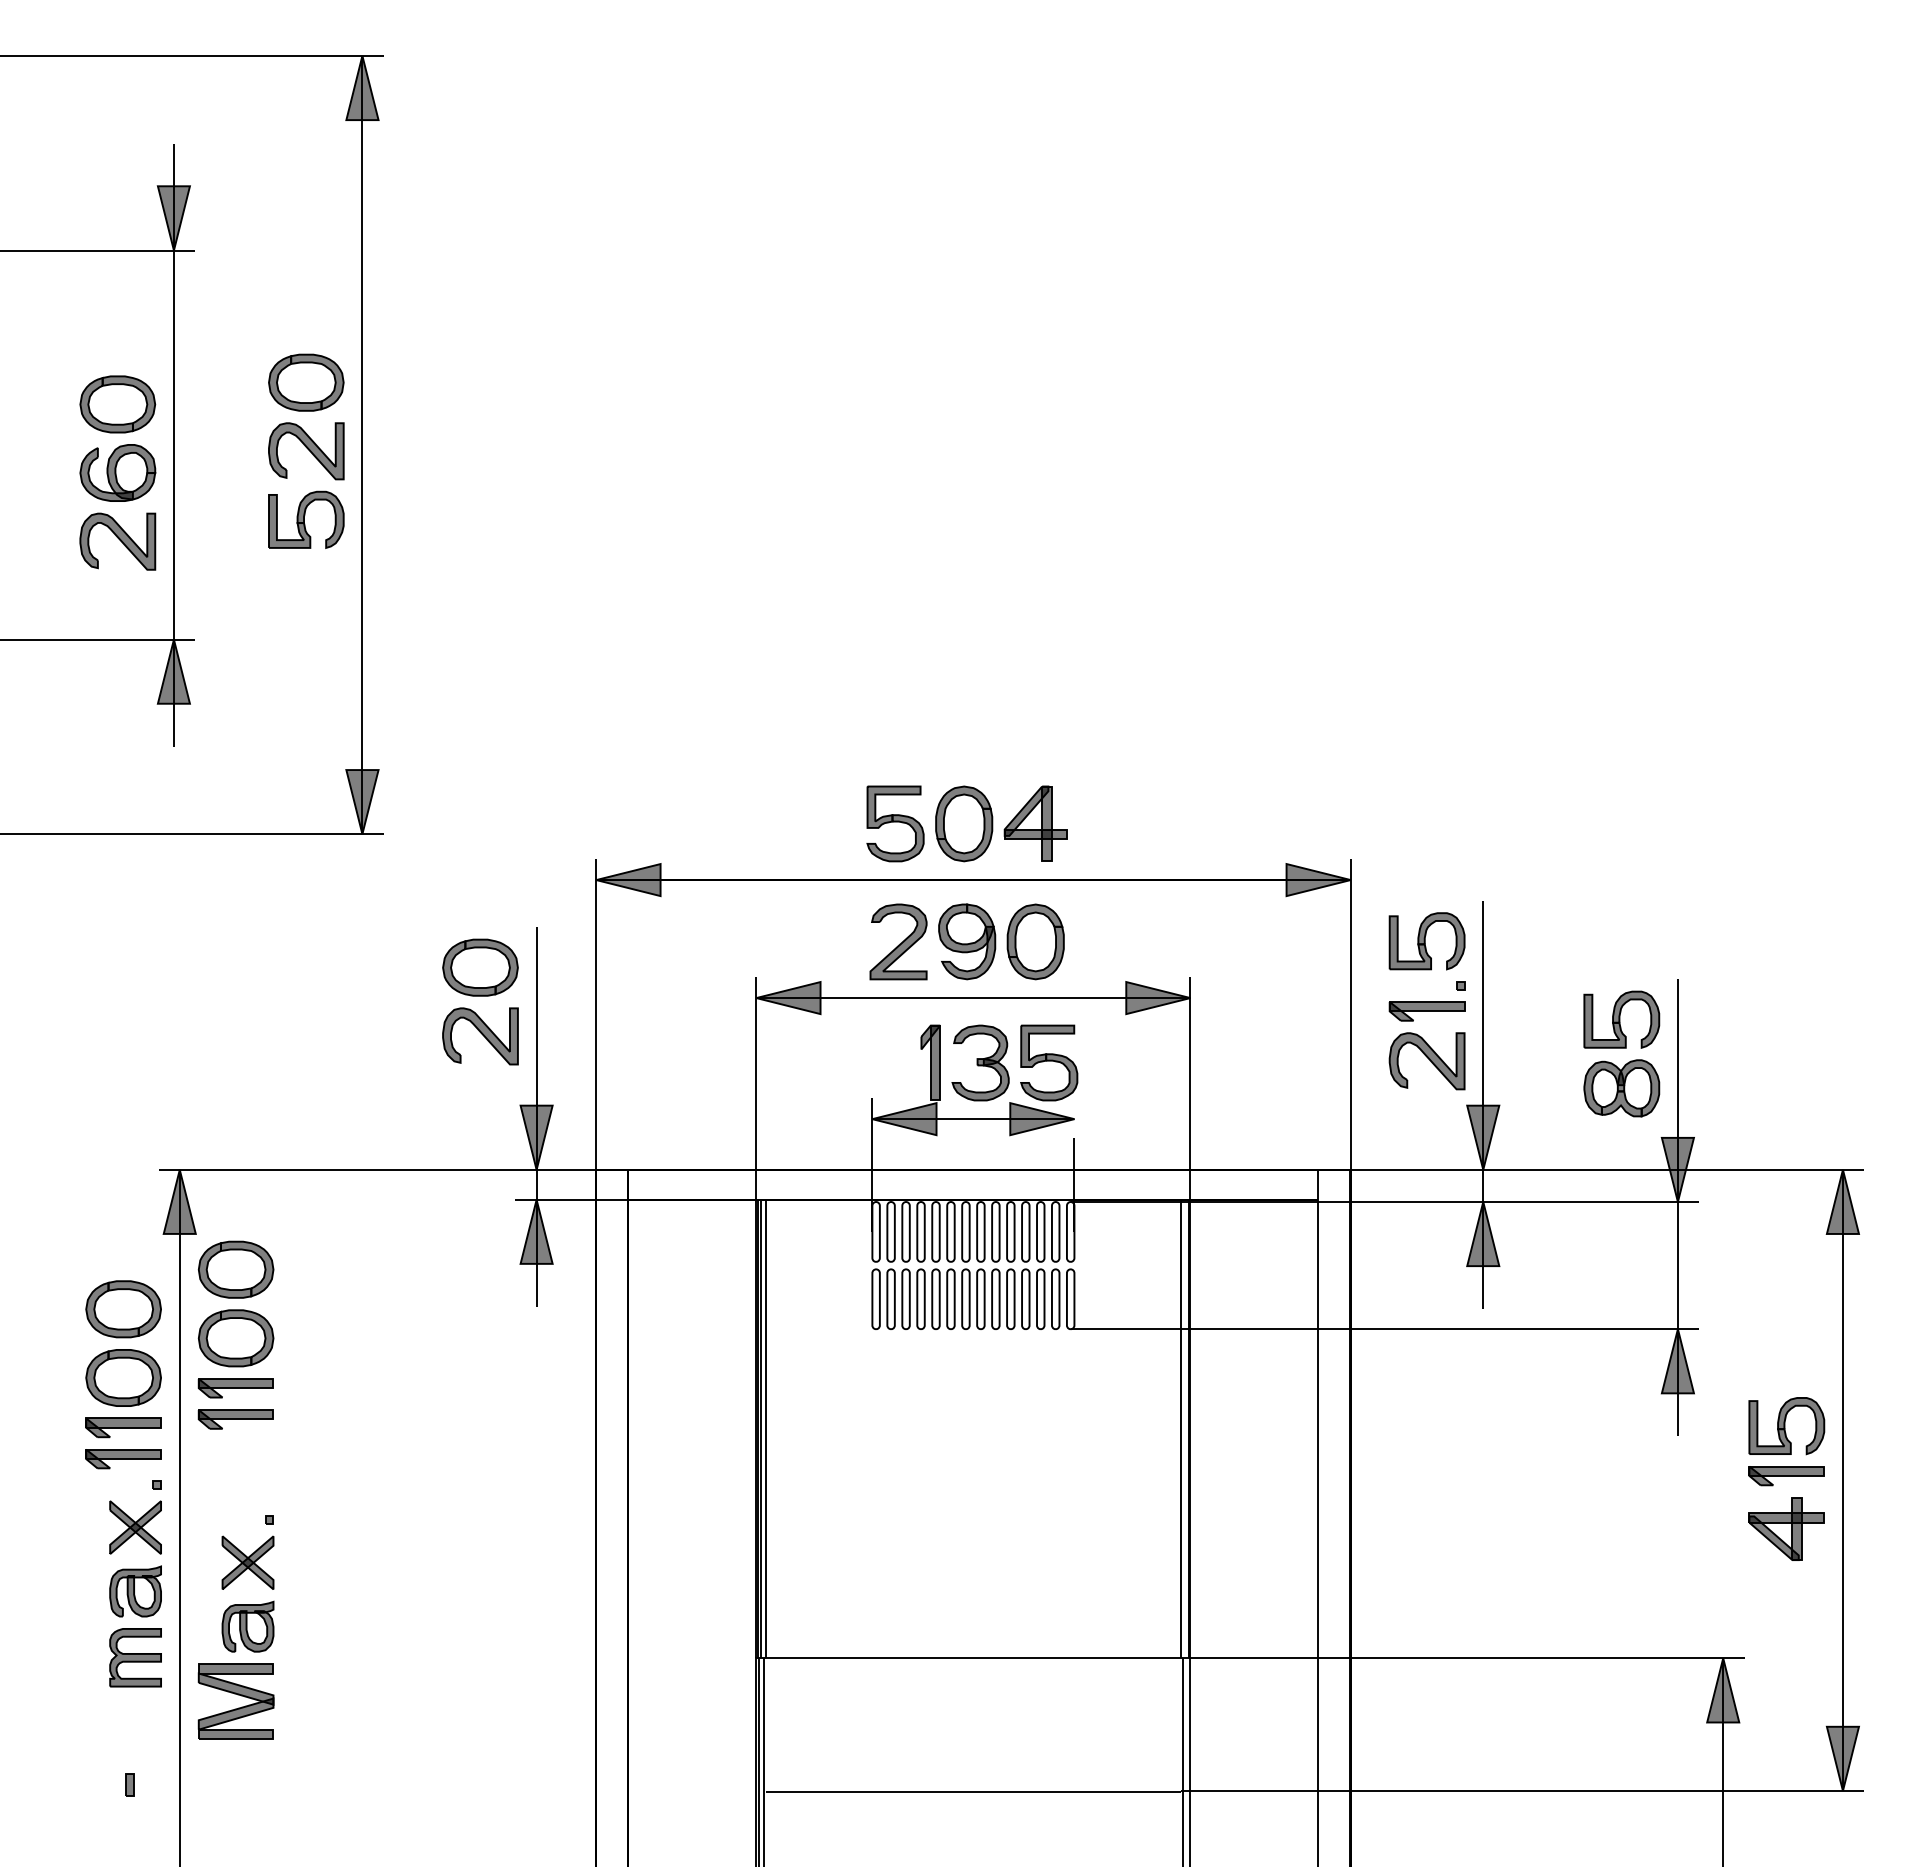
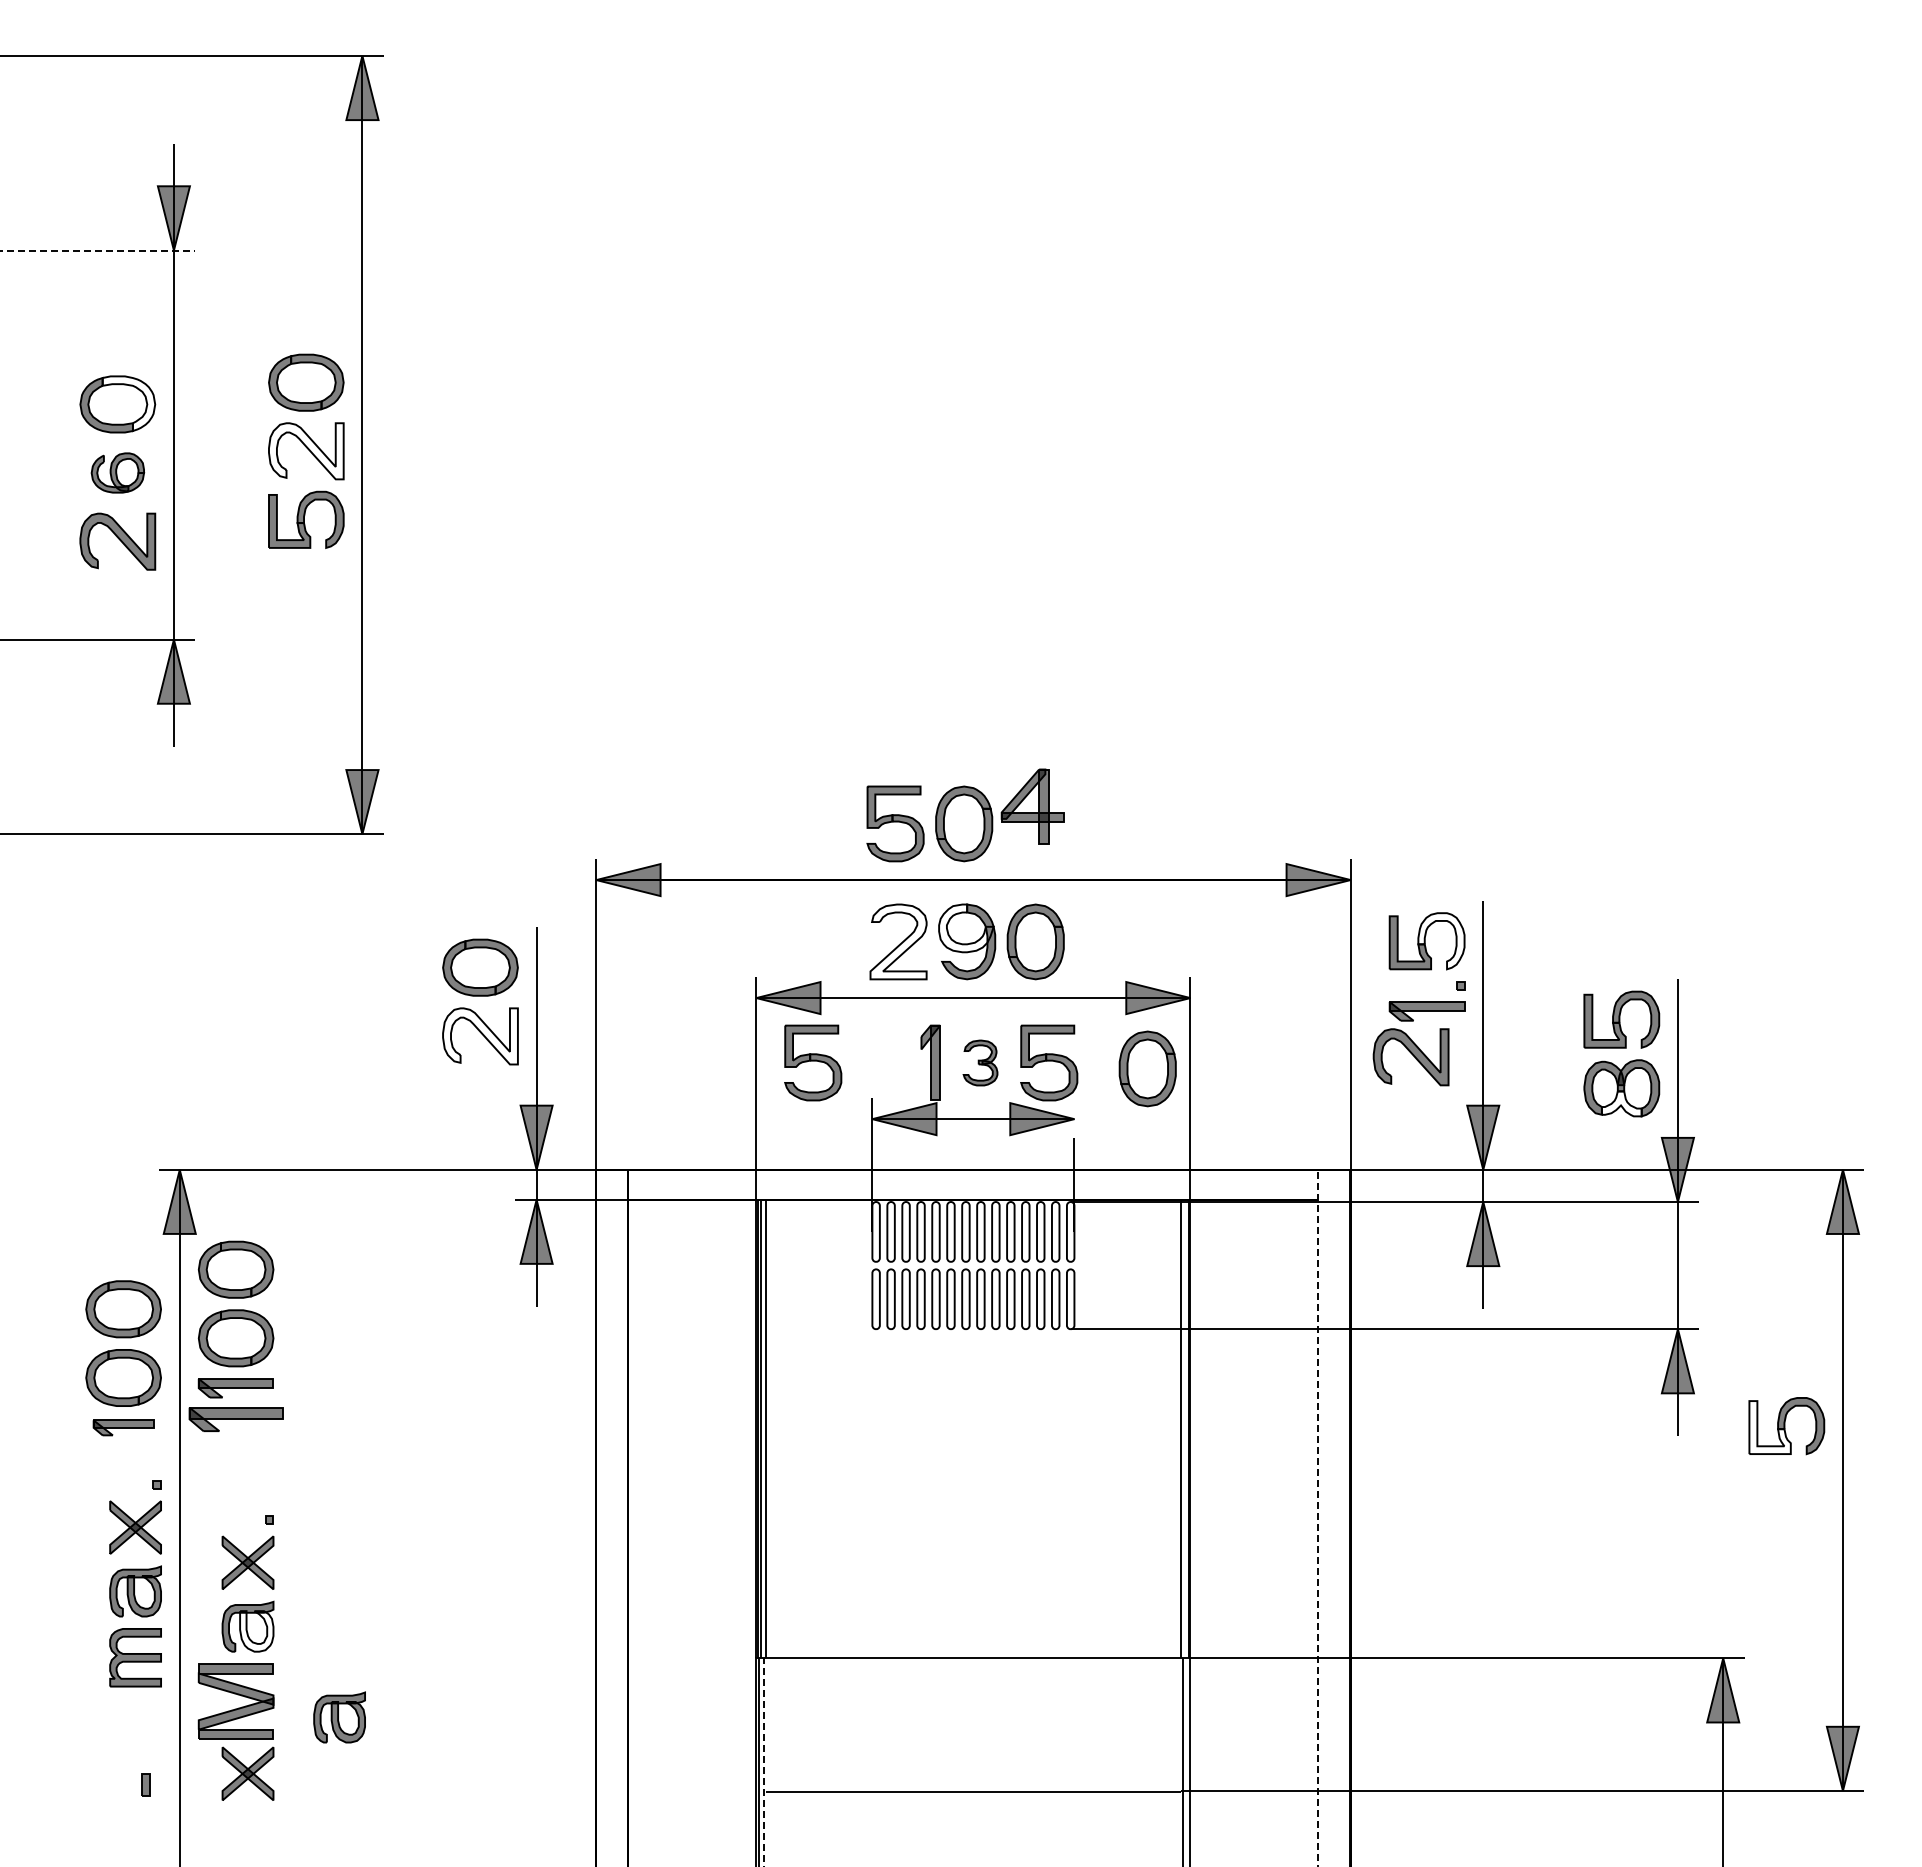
line: solid -> dashed (98, 250)
fill: present -> none (128, 403)
fill: present -> none (305, 451)
part size: 78x58 px -> 56x42 px (117, 472)
part position: (1035, 823) -> (1032, 806) (1032, 806)
fill: present -> none (966, 928)
fill: present -> none (898, 941)
fill: present -> none (1441, 941)
fill: present -> none (480, 1036)
part position: (1426, 1061) -> (1410, 1057) (1410, 1057)
part: none -> present (813, 1062)
part size: 59x78 px -> 37x48 px (980, 1062)
part: none -> present (1147, 1068)
fill: present -> none (1621, 1103)
part size: 77x21 px -> 96x25 px (235, 1419)
part size: 77x22 px -> 63x18 px (123, 1427)
fill: present -> none (1769, 1427)
part: present -> none (123, 1459)
part: present -> none (1786, 1476)
line: solid -> dashed (1318, 1517)
part: present -> none (1786, 1528)
fill: present -> none (256, 1631)
part: none -> present (339, 1717)
line: solid -> dashed (763, 1762)
part: none -> present (247, 1773)
part position: (129, 1784) -> (145, 1784) (145, 1784)
